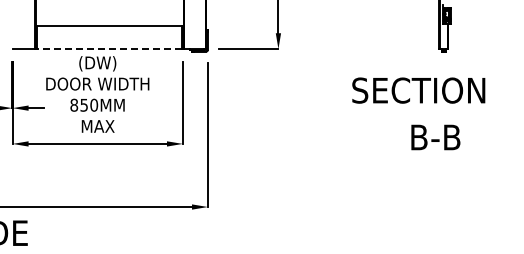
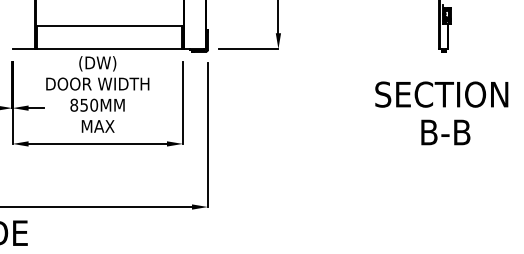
line: dashed -> solid (109, 49)
text position: (418, 90) -> (441, 94) (441, 94)
text position: (435, 137) -> (445, 132) (445, 132)
